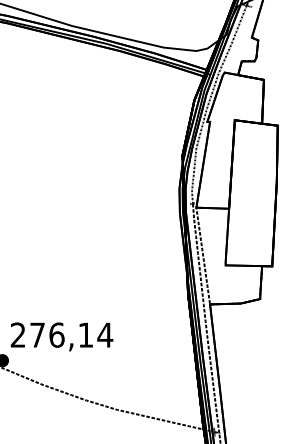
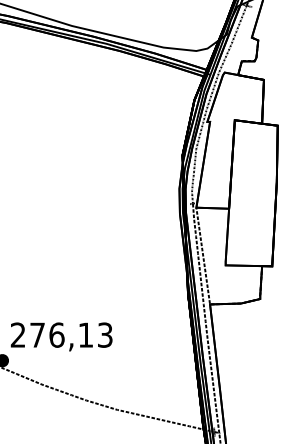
text: 276,14 -> 276,13 (105, 334)
